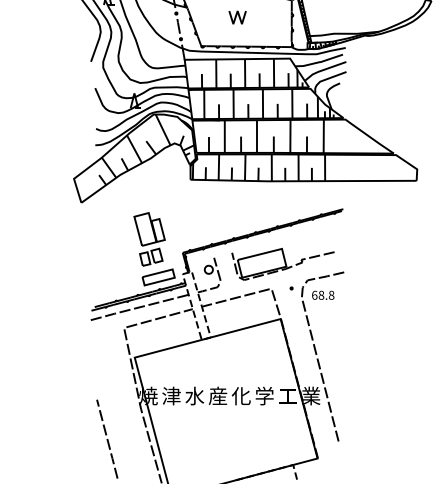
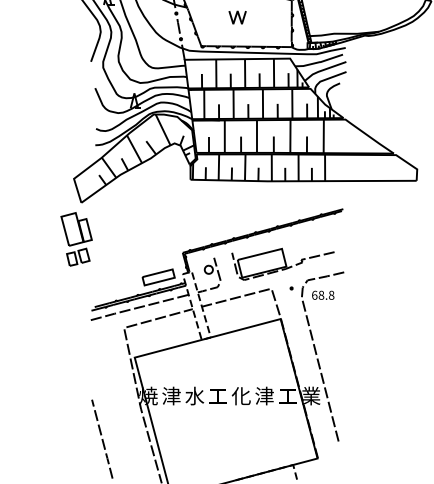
part position: (149, 239) -> (76, 239) (76, 239)
text: 産 -> 工 (217, 395)
text: 学 -> 津 (264, 395)
part position: (107, 438) -> (102, 438) (102, 438)
